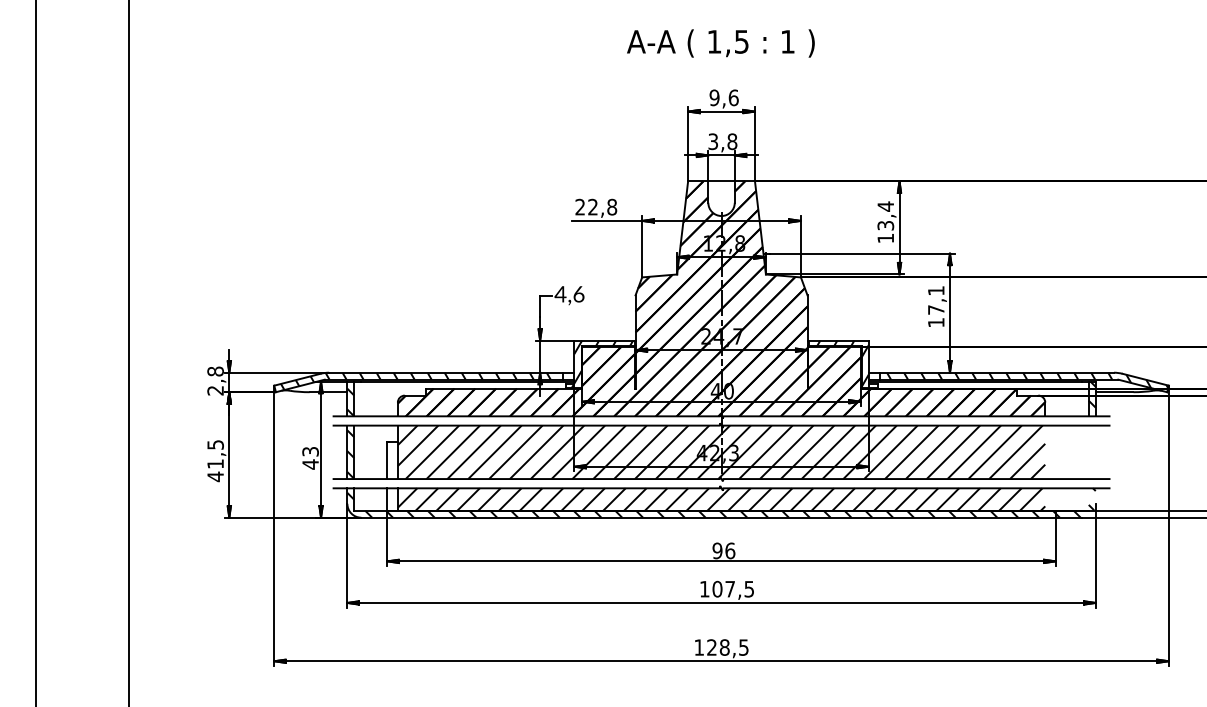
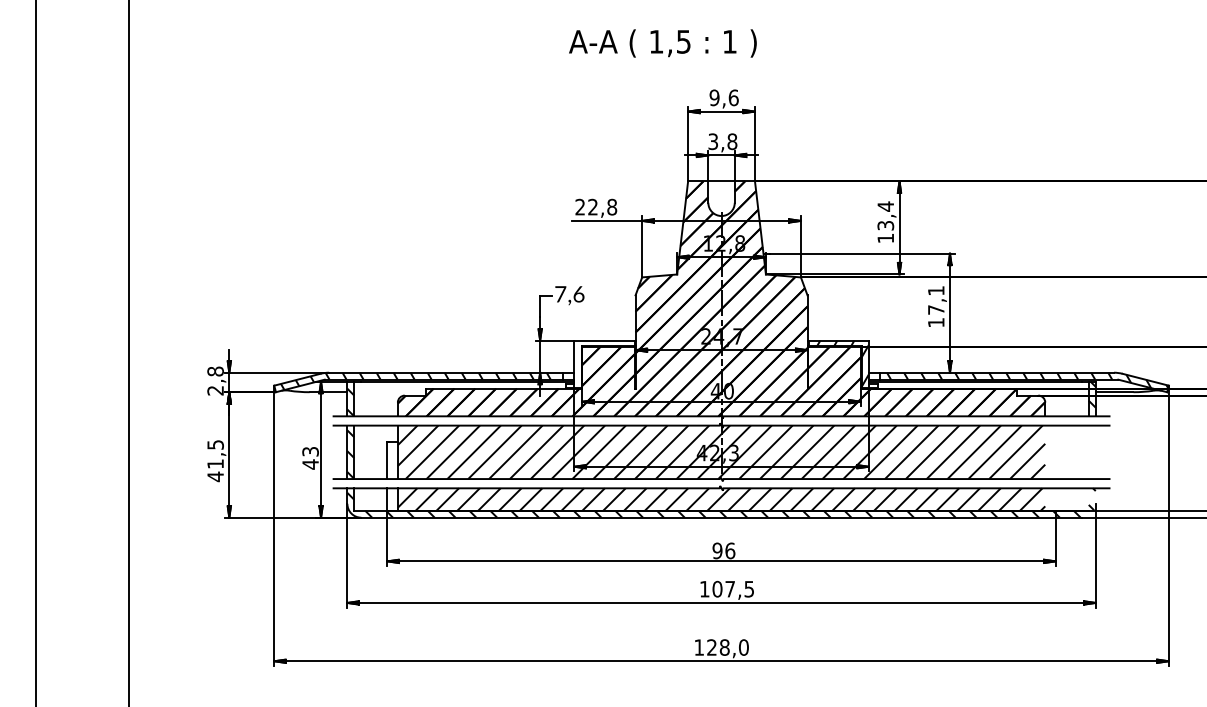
text position: (720, 43) -> (662, 43) (662, 43)
text: 4,6 -> 7,6 (560, 294)
hatch: present -> none (602, 363)
text: 128,5 -> 128,0 (743, 647)
